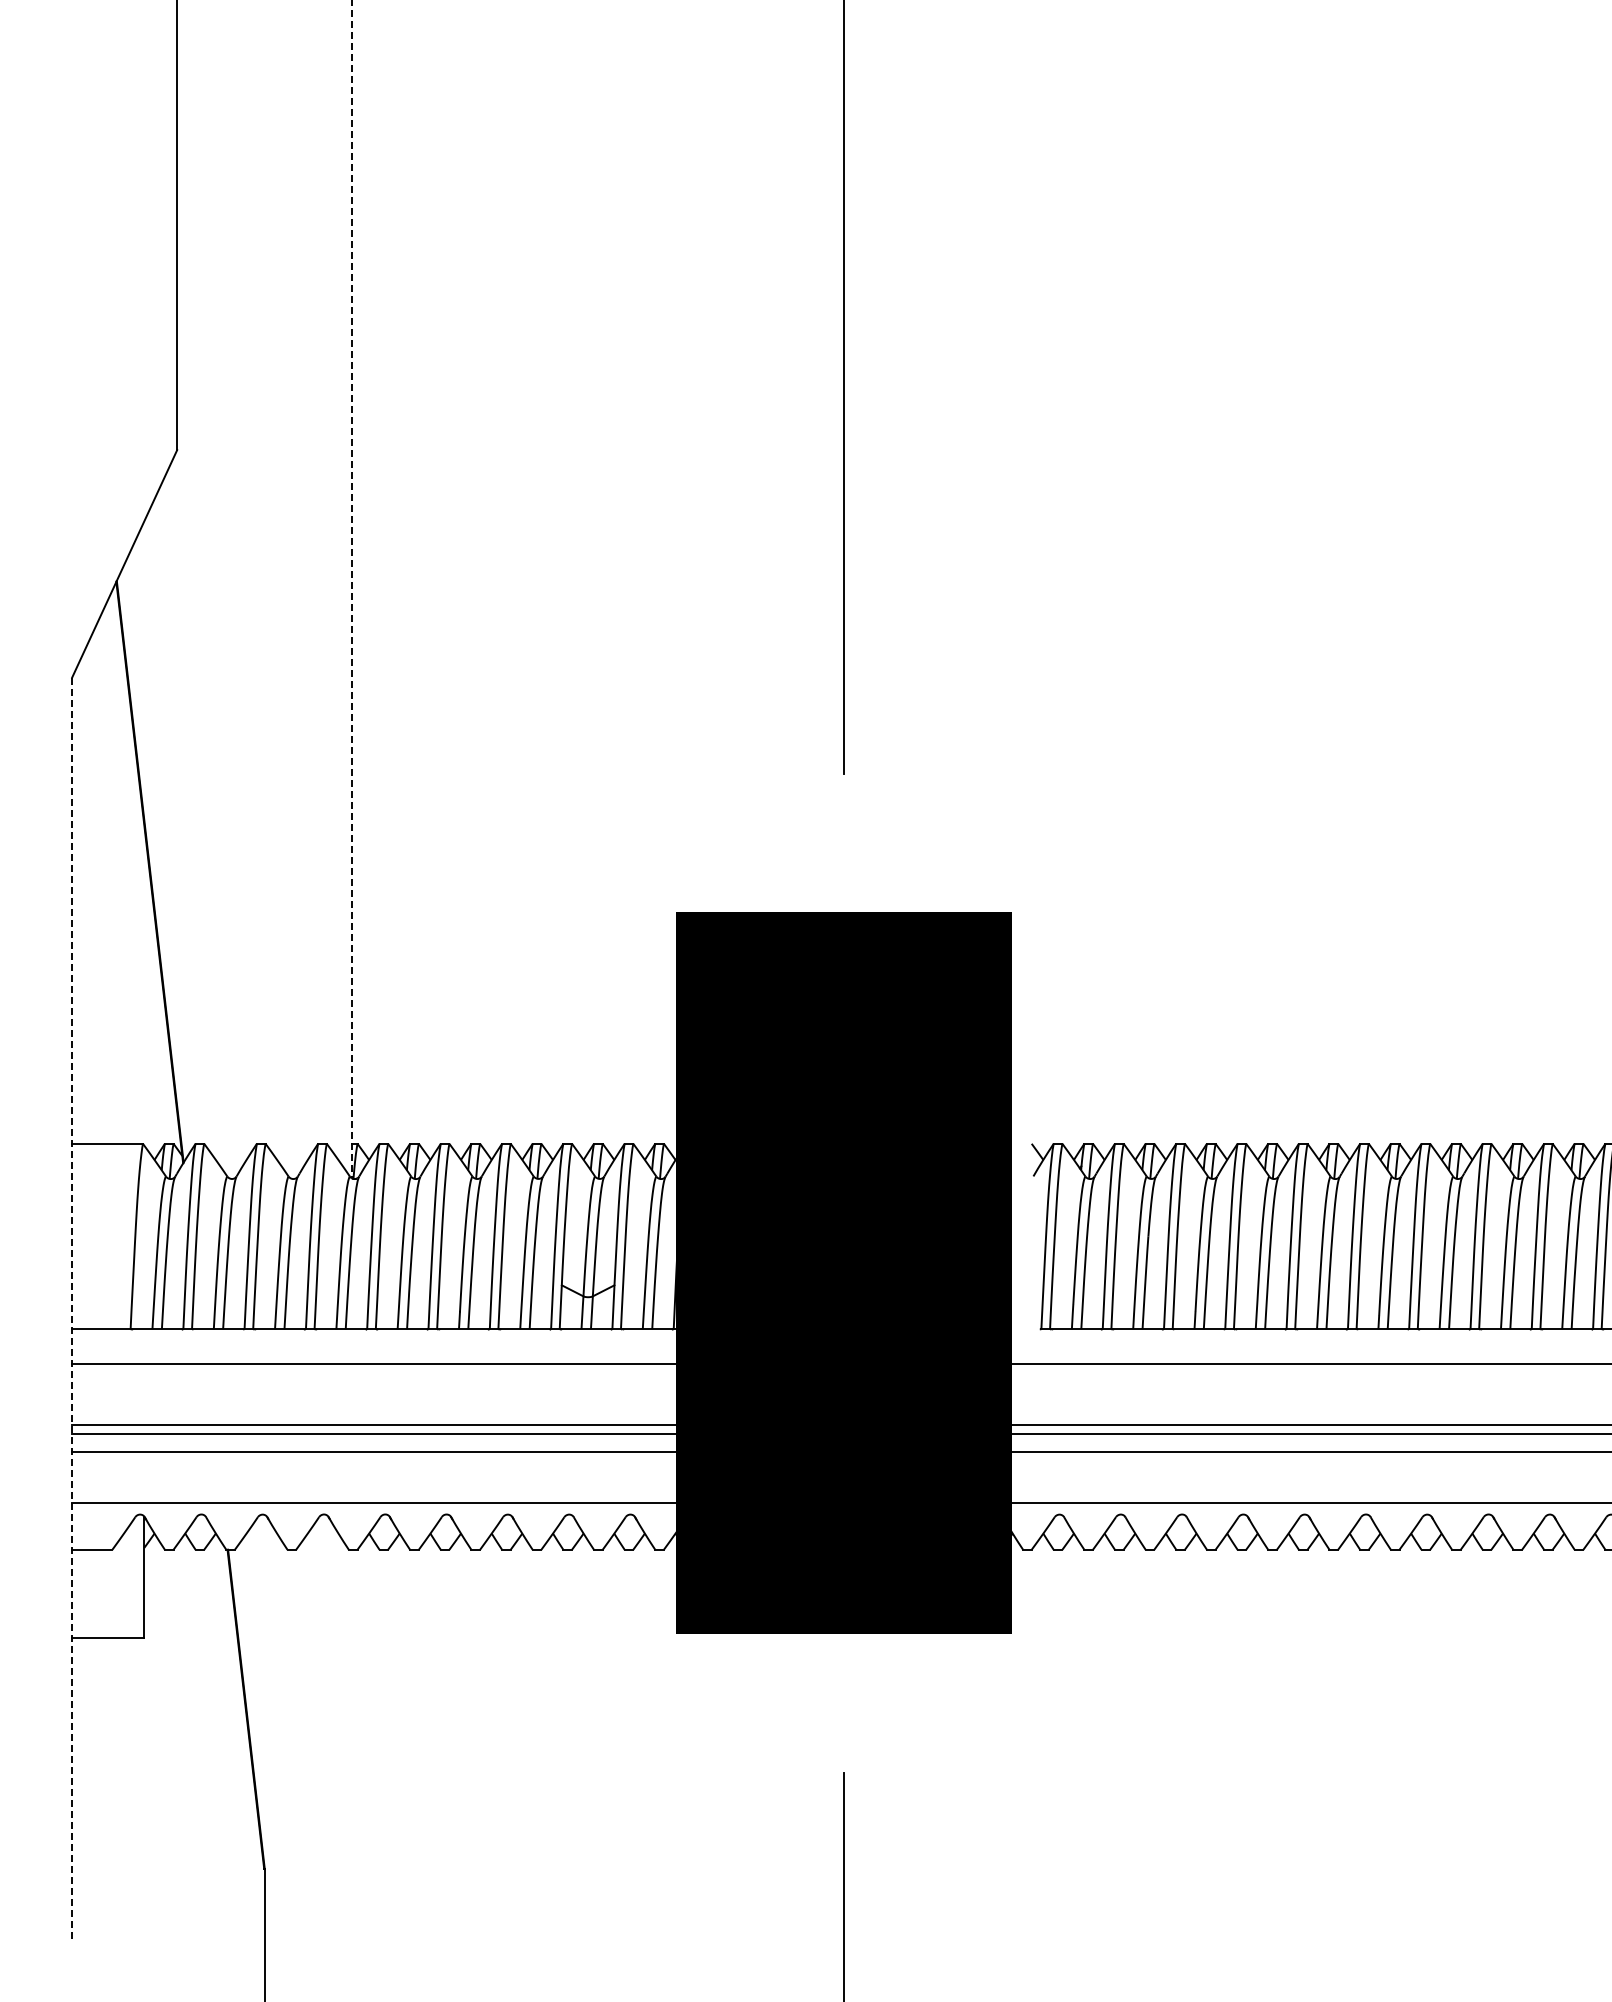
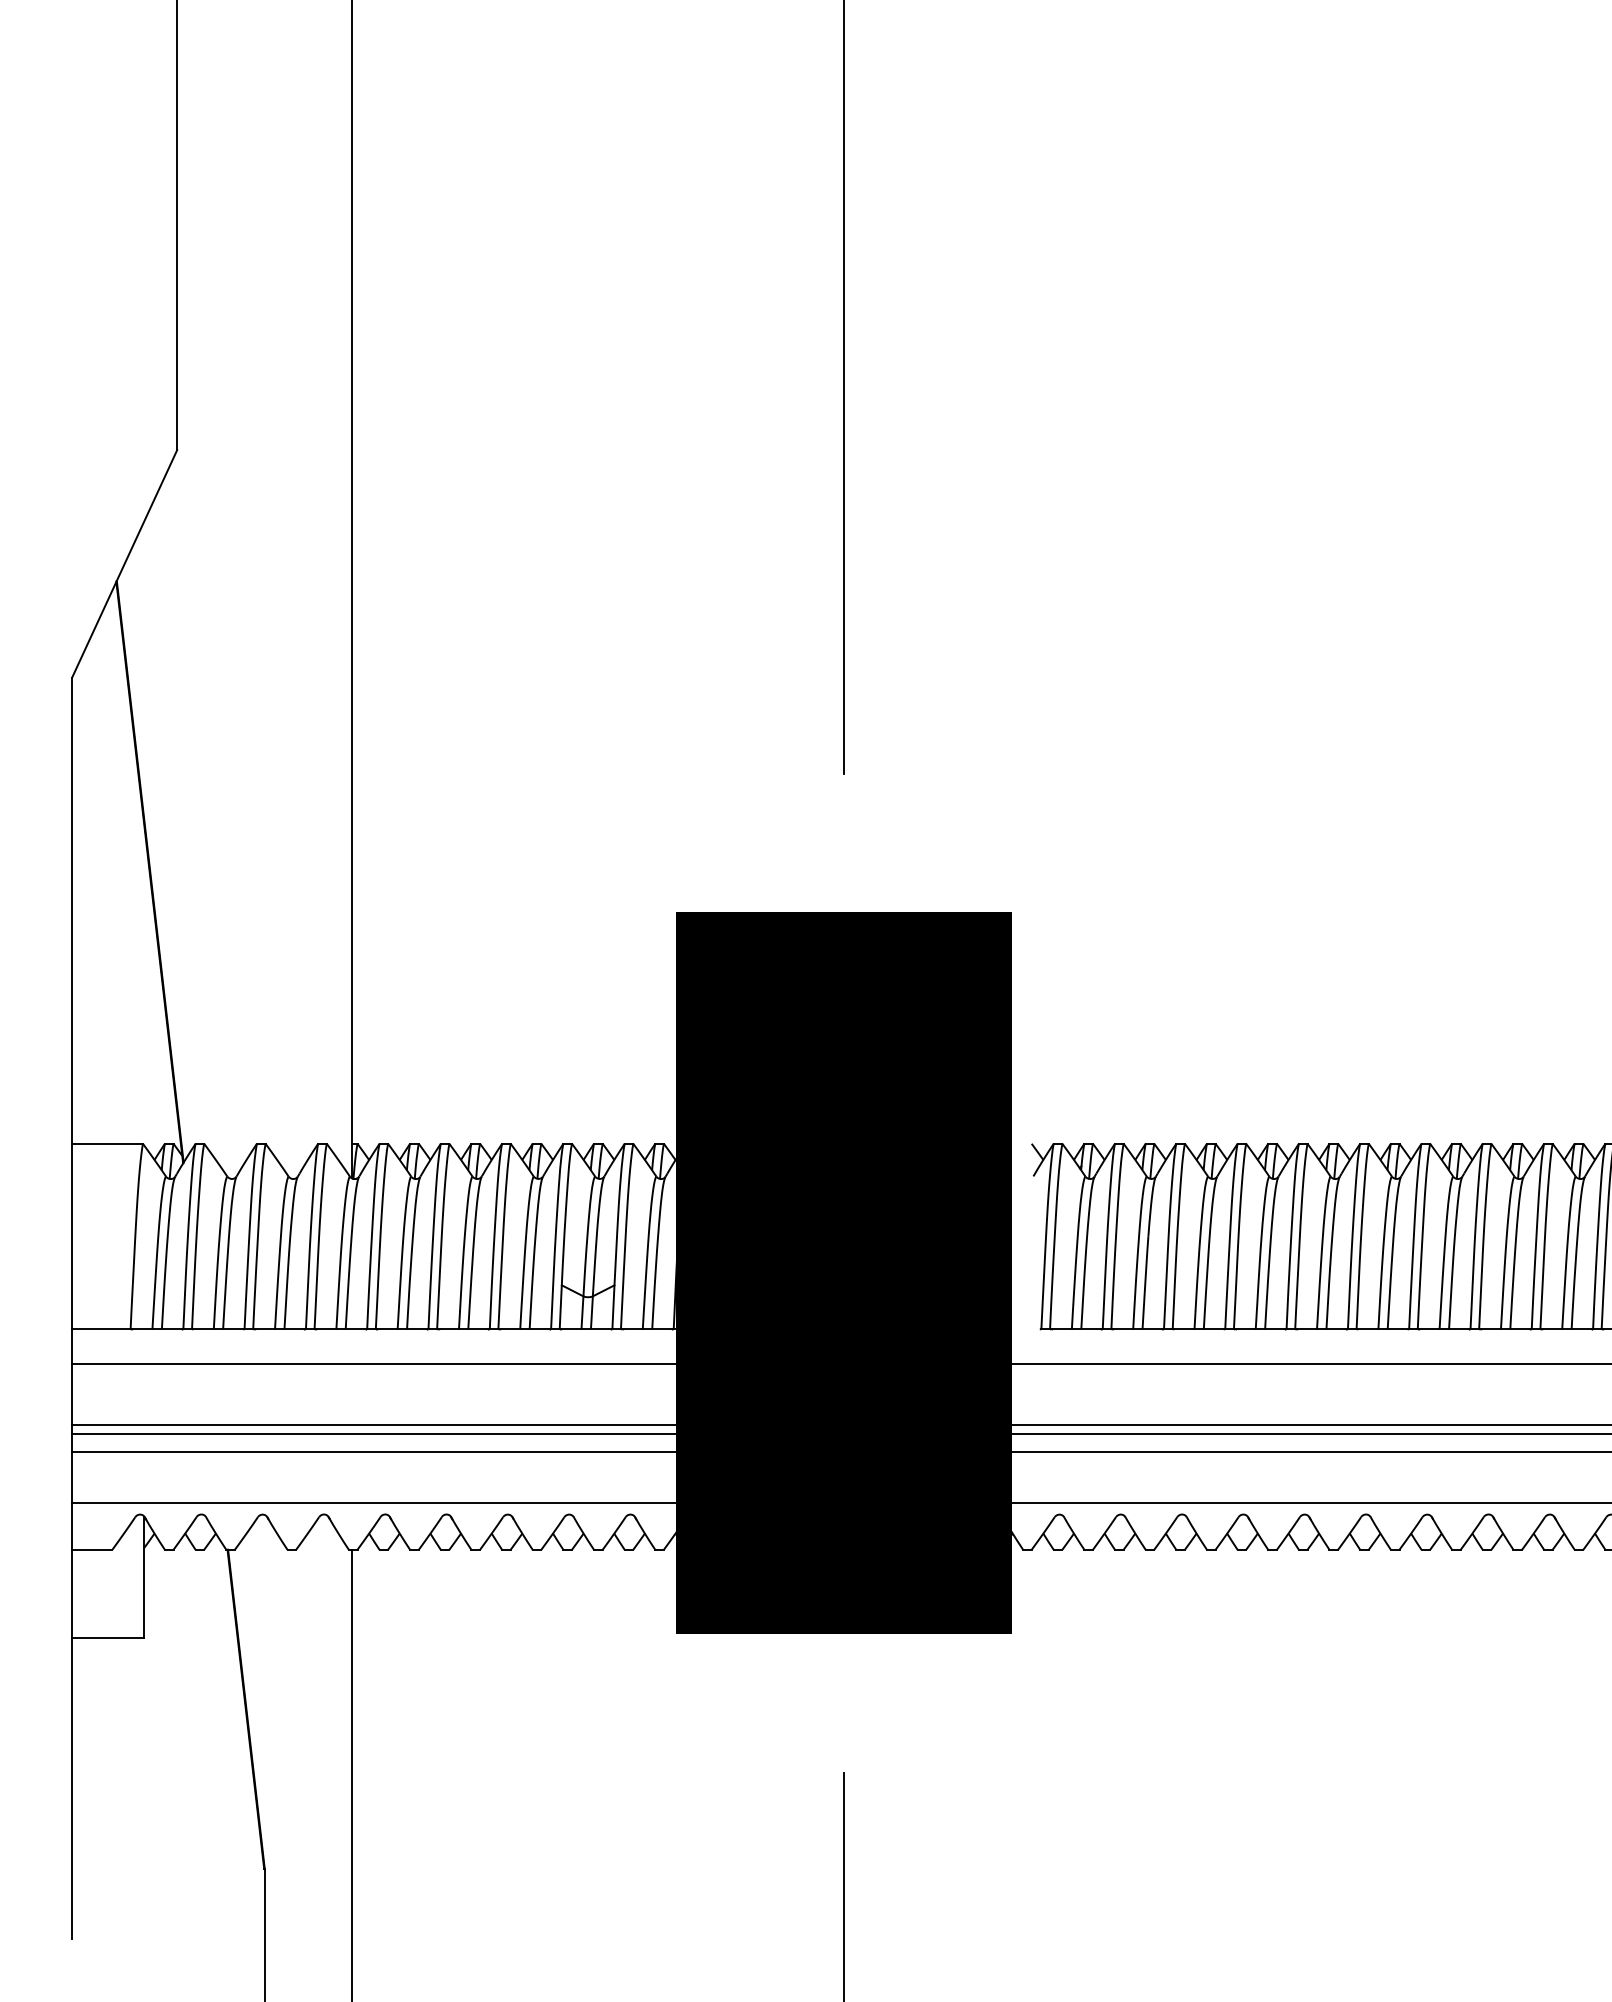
line: dashed -> solid (352, 589)
line: dashed -> solid (72, 1307)
line: none -> present (352, 1773)
